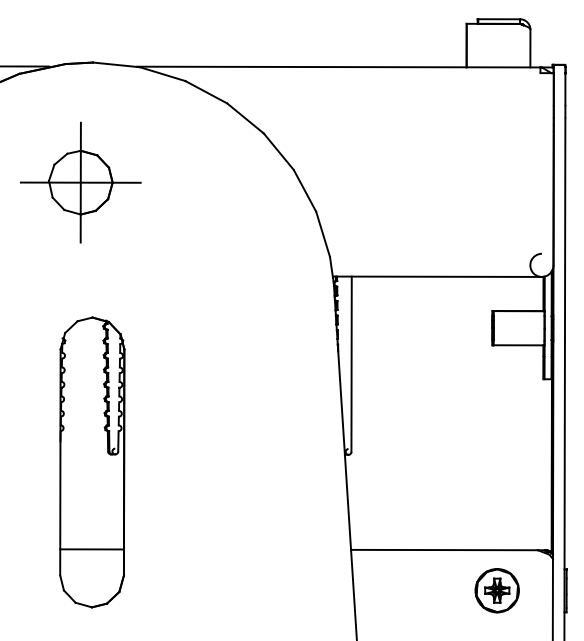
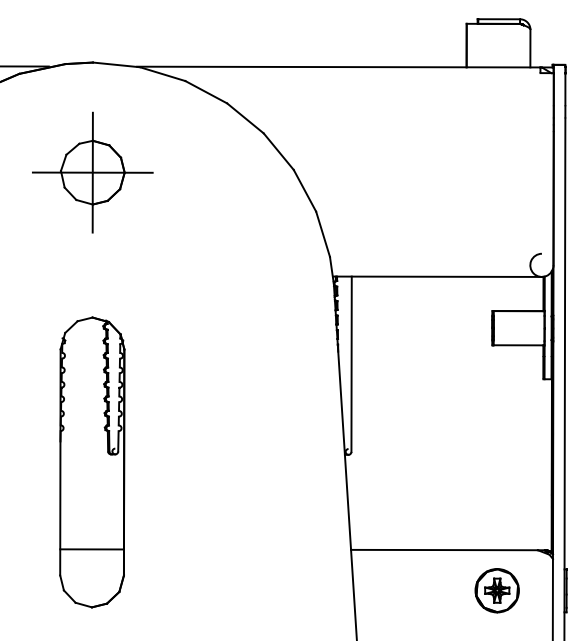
part position: (80, 182) -> (92, 172) (92, 172)
